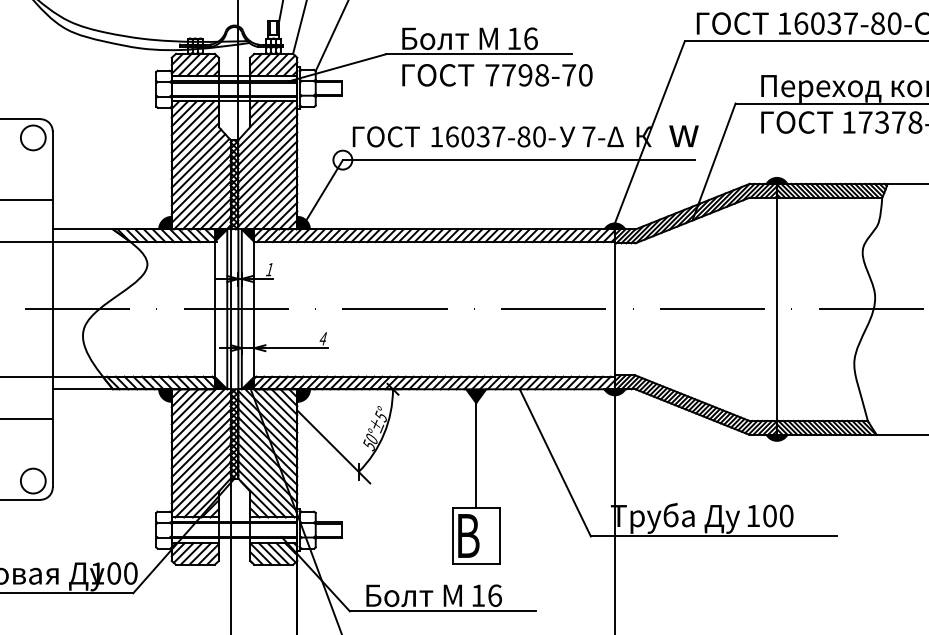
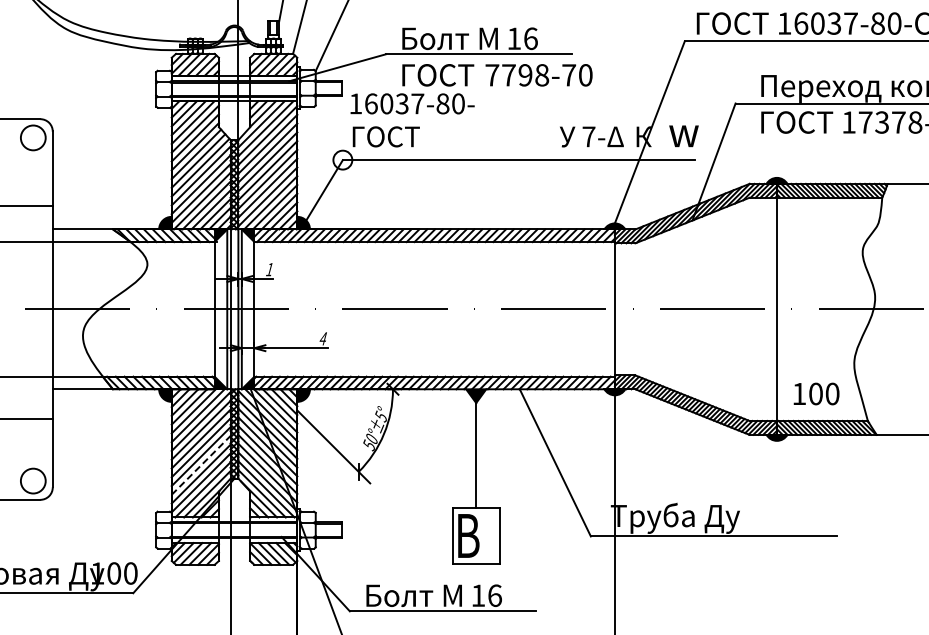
text position: (493, 136) -> (412, 103) (412, 103)
line position: (27, 199) -> (27, 205) (27, 205)
line: solid -> dashed (201, 465)
text position: (770, 515) -> (816, 393) (816, 393)
